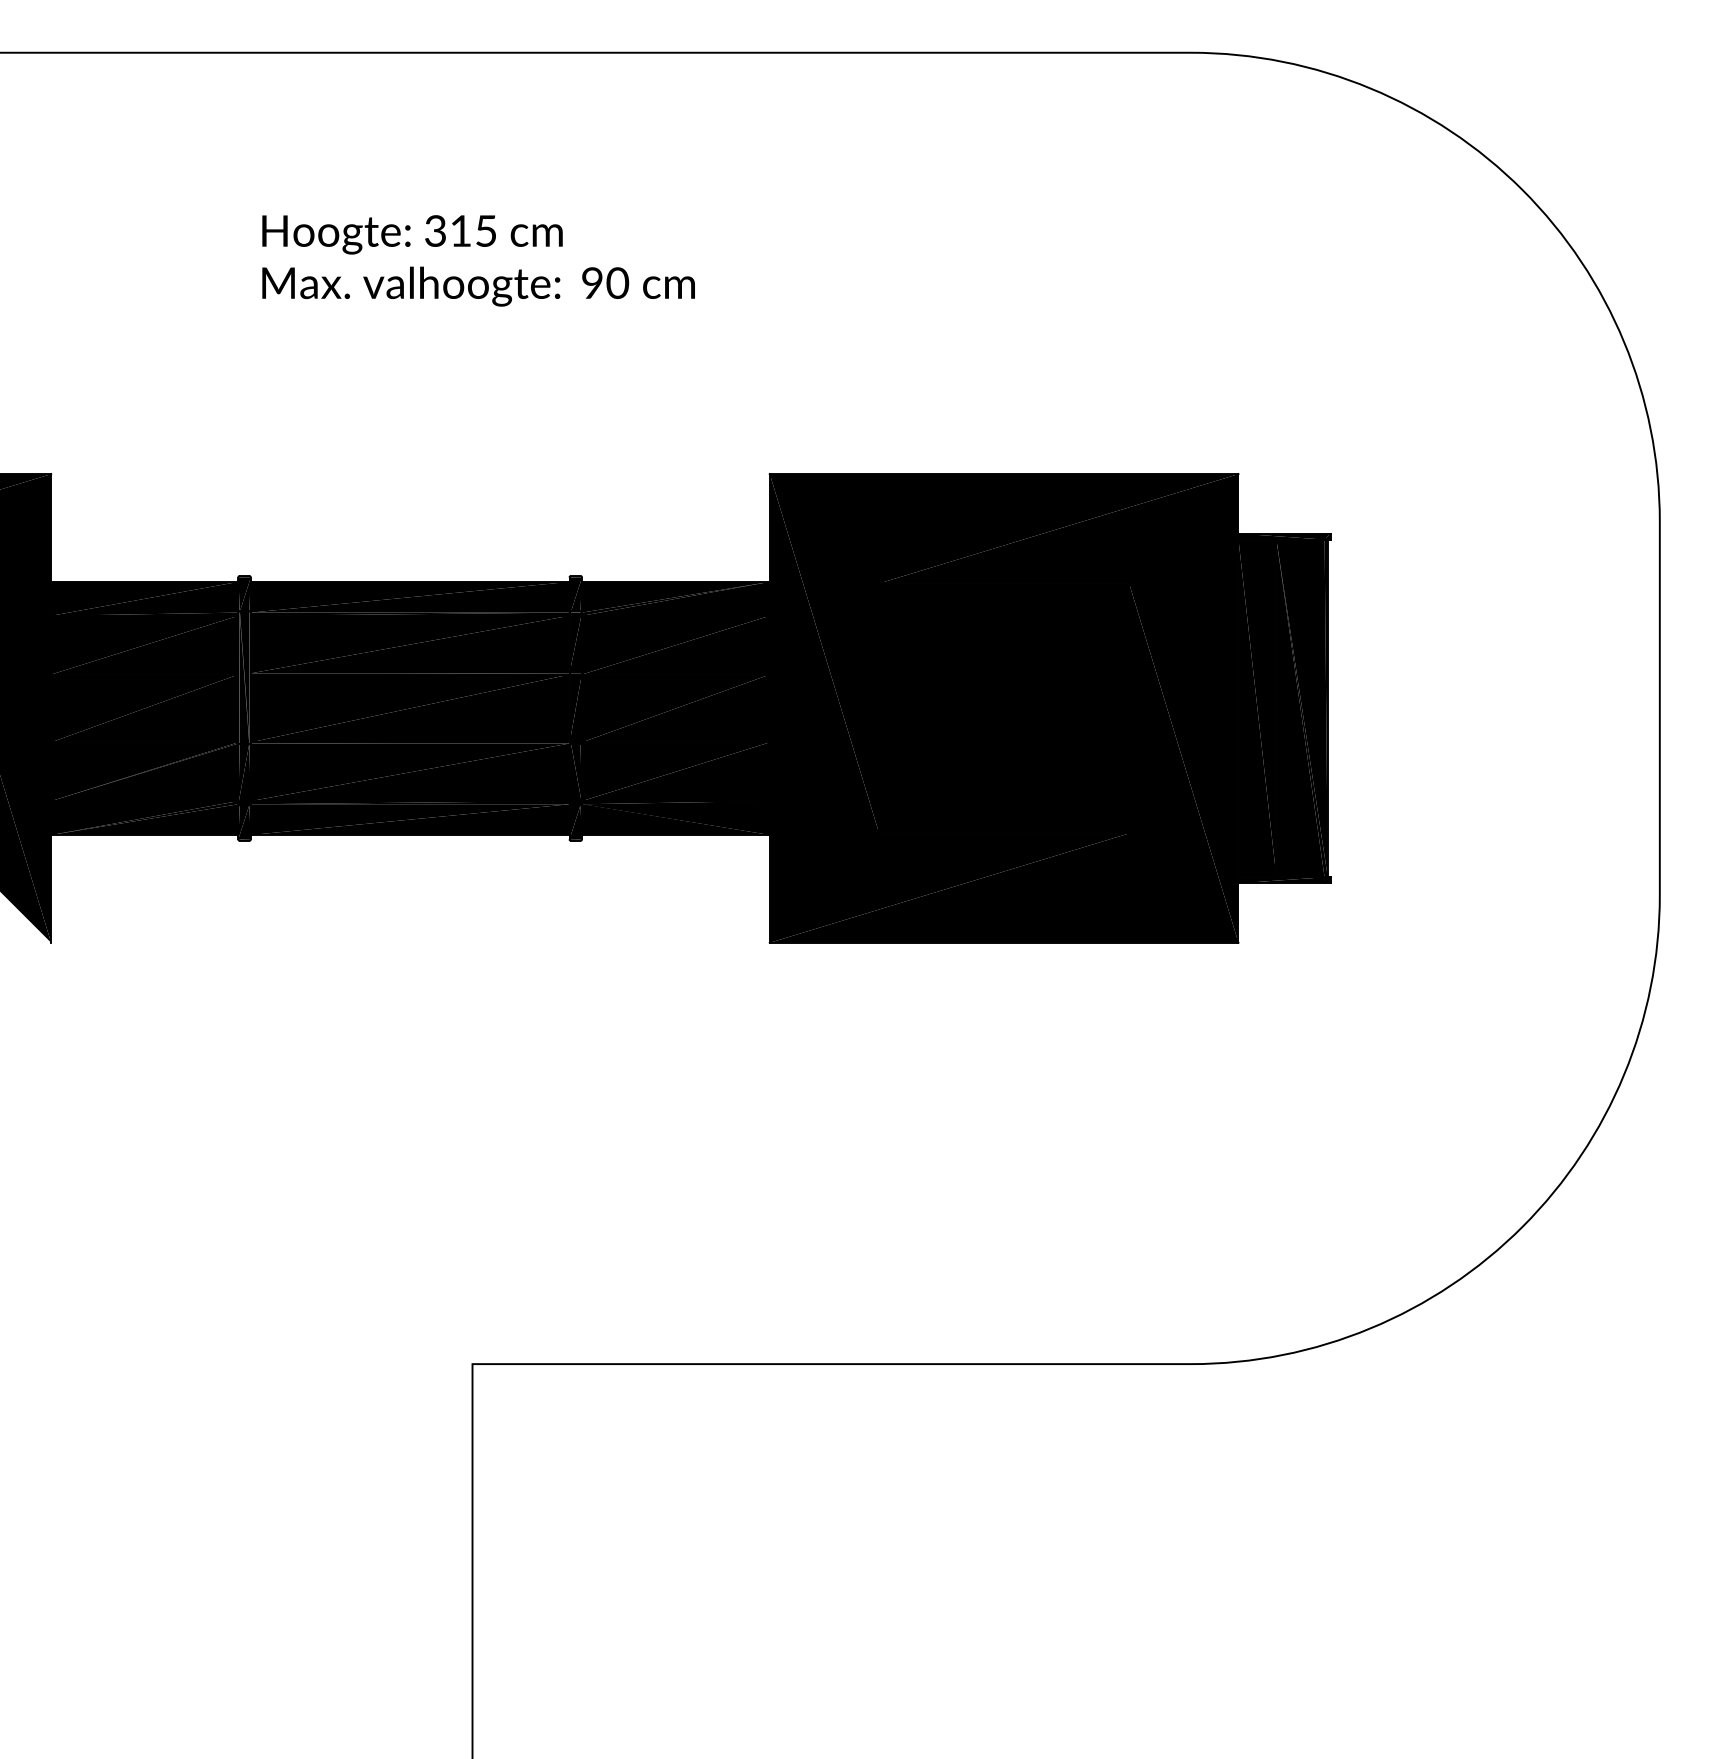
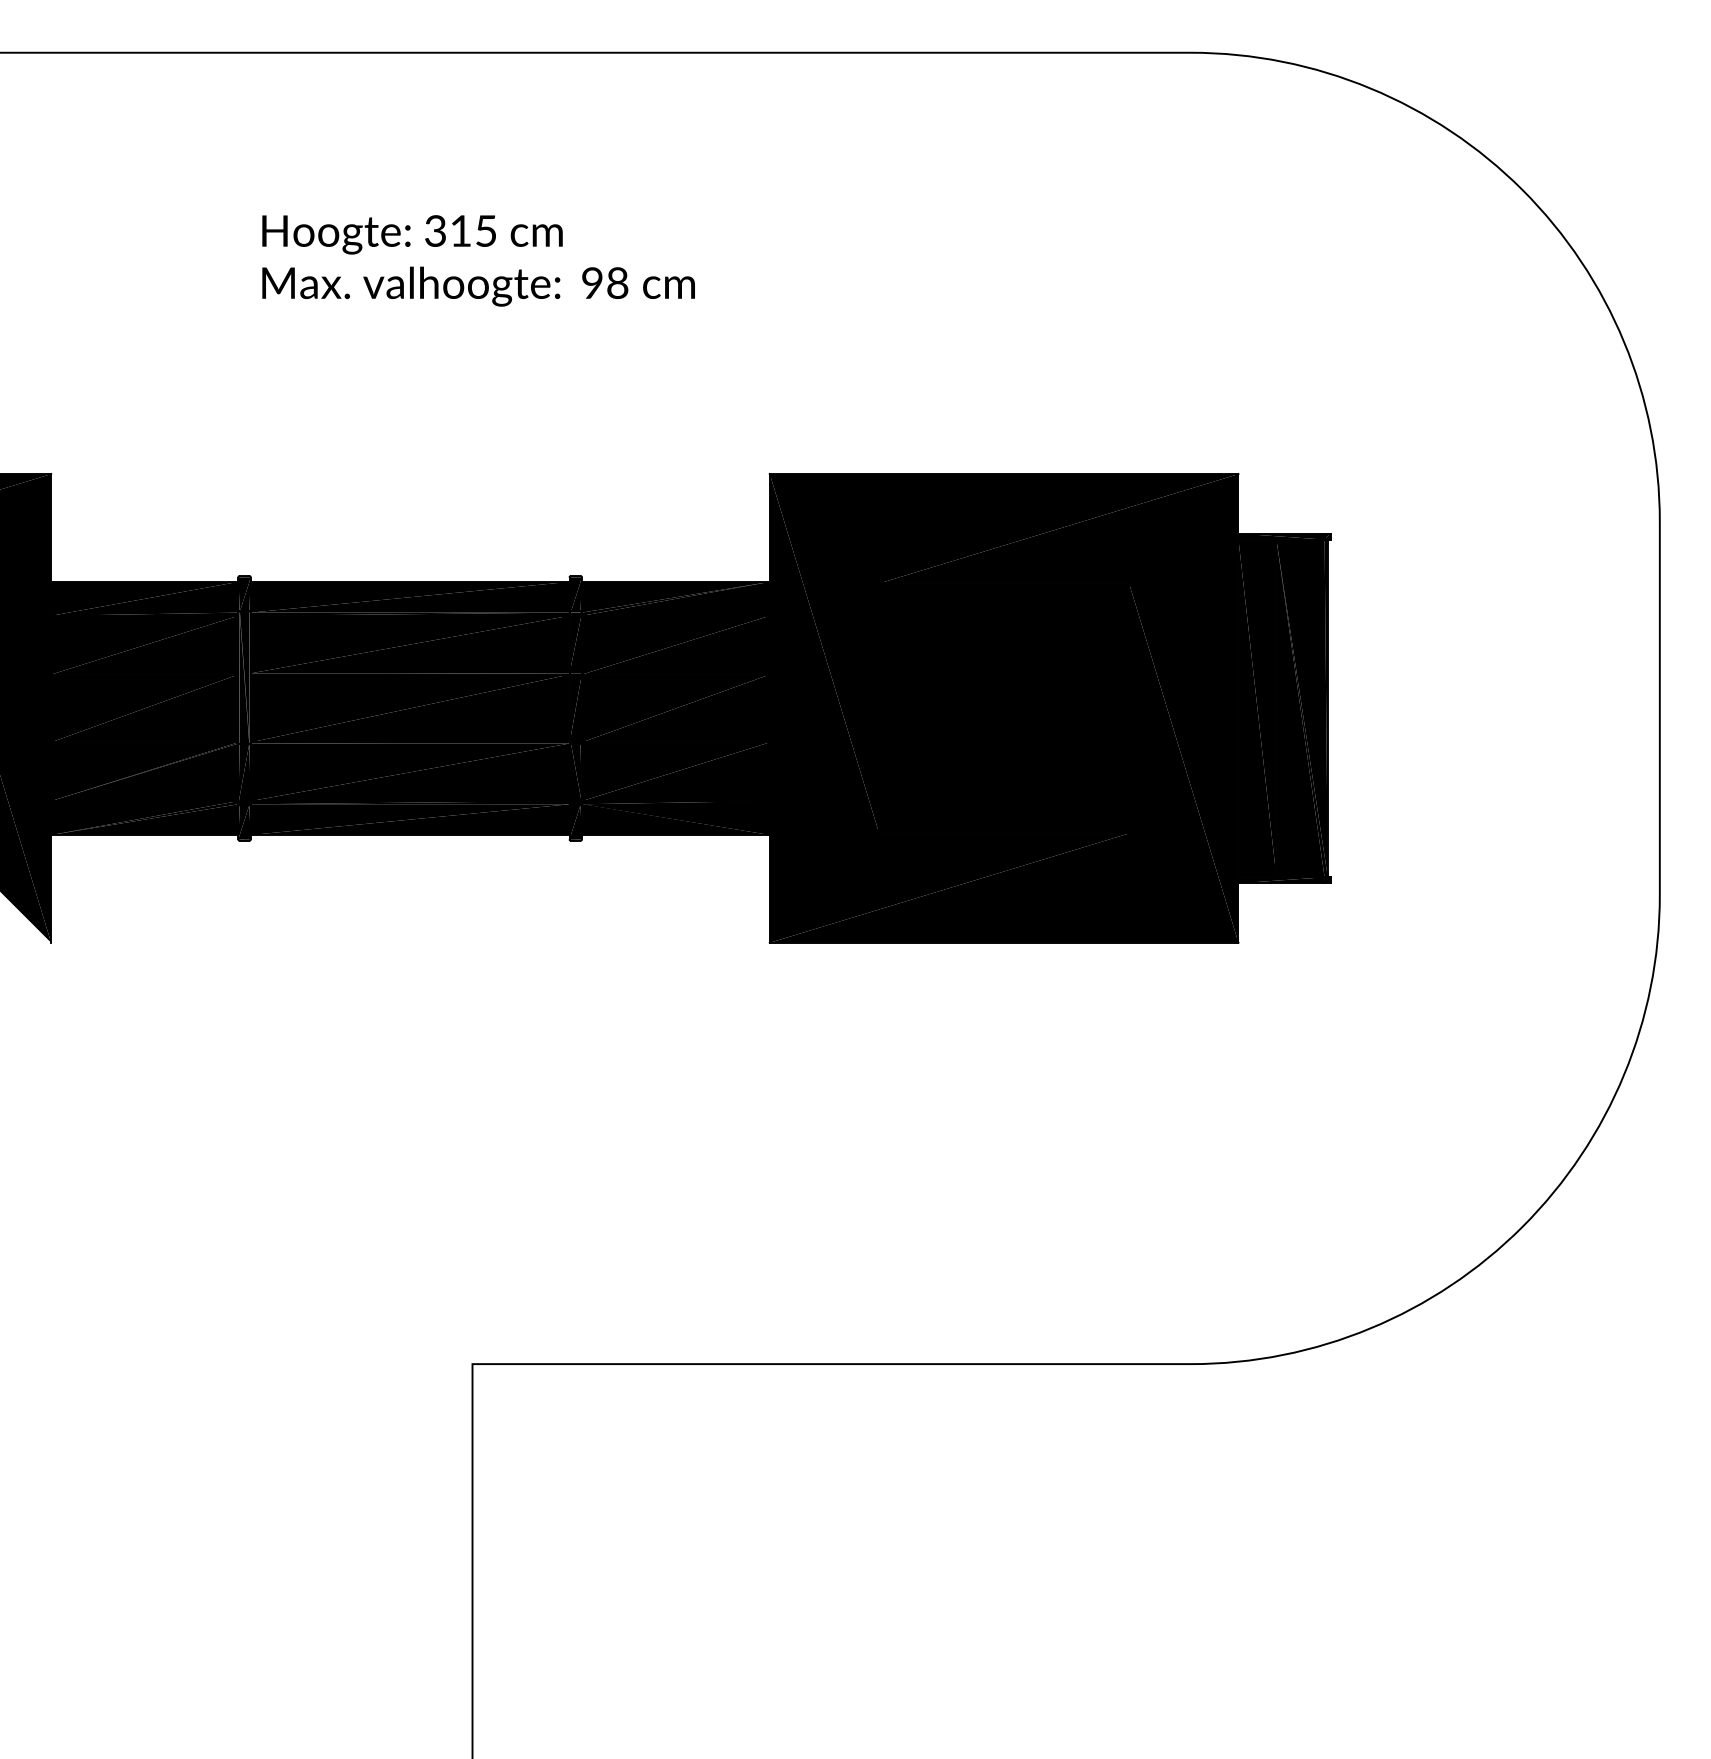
text: 90 -> 98 (617, 282)
